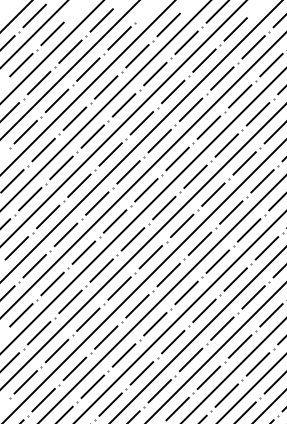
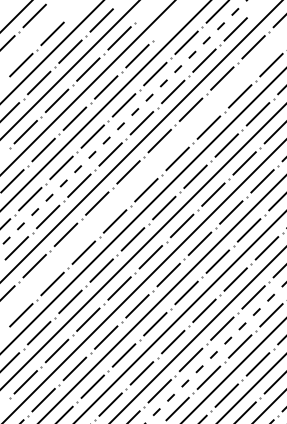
line: present -> none (168, 24)
line: present -> none (33, 34)
line: solid -> dashed (124, 123)
line: present -> none (142, 175)
line: solid -> dashed (215, 352)
